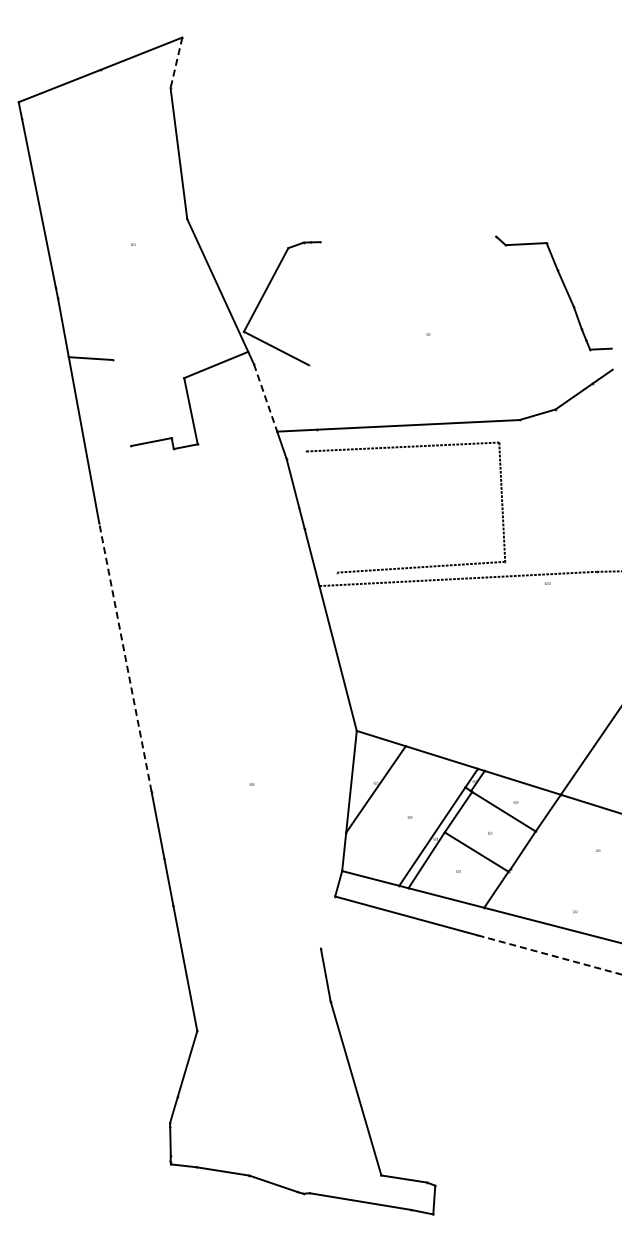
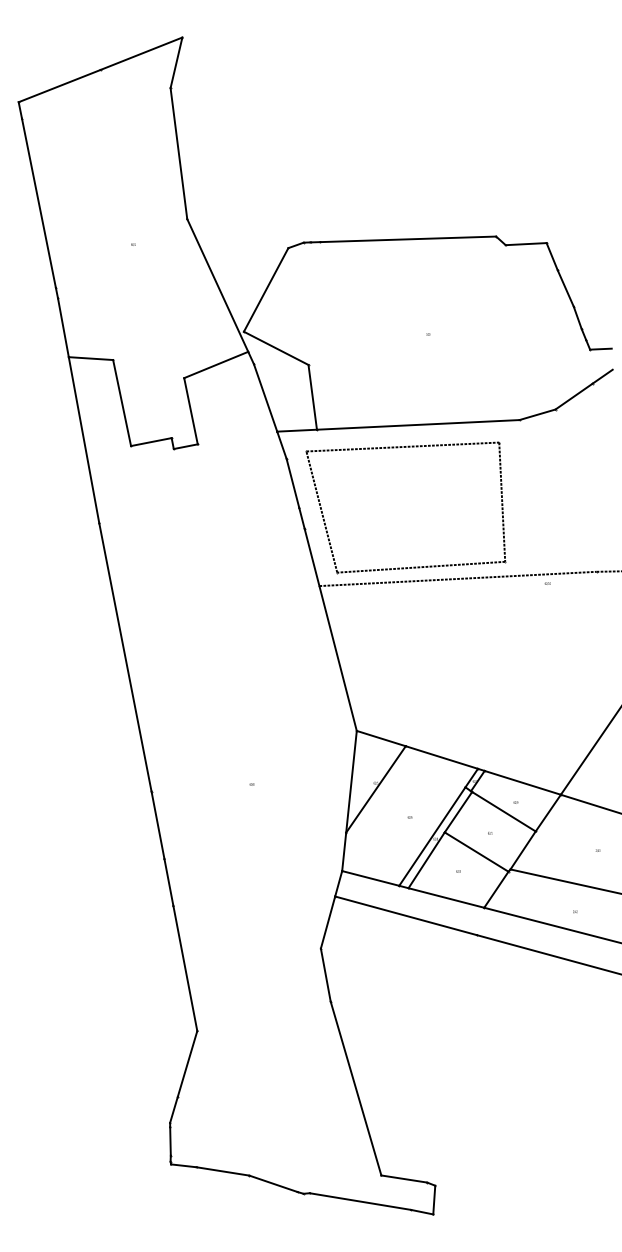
line: dashed -> solid (176, 62)
line: none -> present (408, 239)
line: none -> present (312, 396)
line: dashed -> solid (265, 397)
line: none -> present (122, 403)
line: none -> present (321, 511)
line: dashed -> solid (125, 657)
line: none -> present (564, 881)
line: none -> present (327, 922)
line: dashed -> solid (549, 954)
